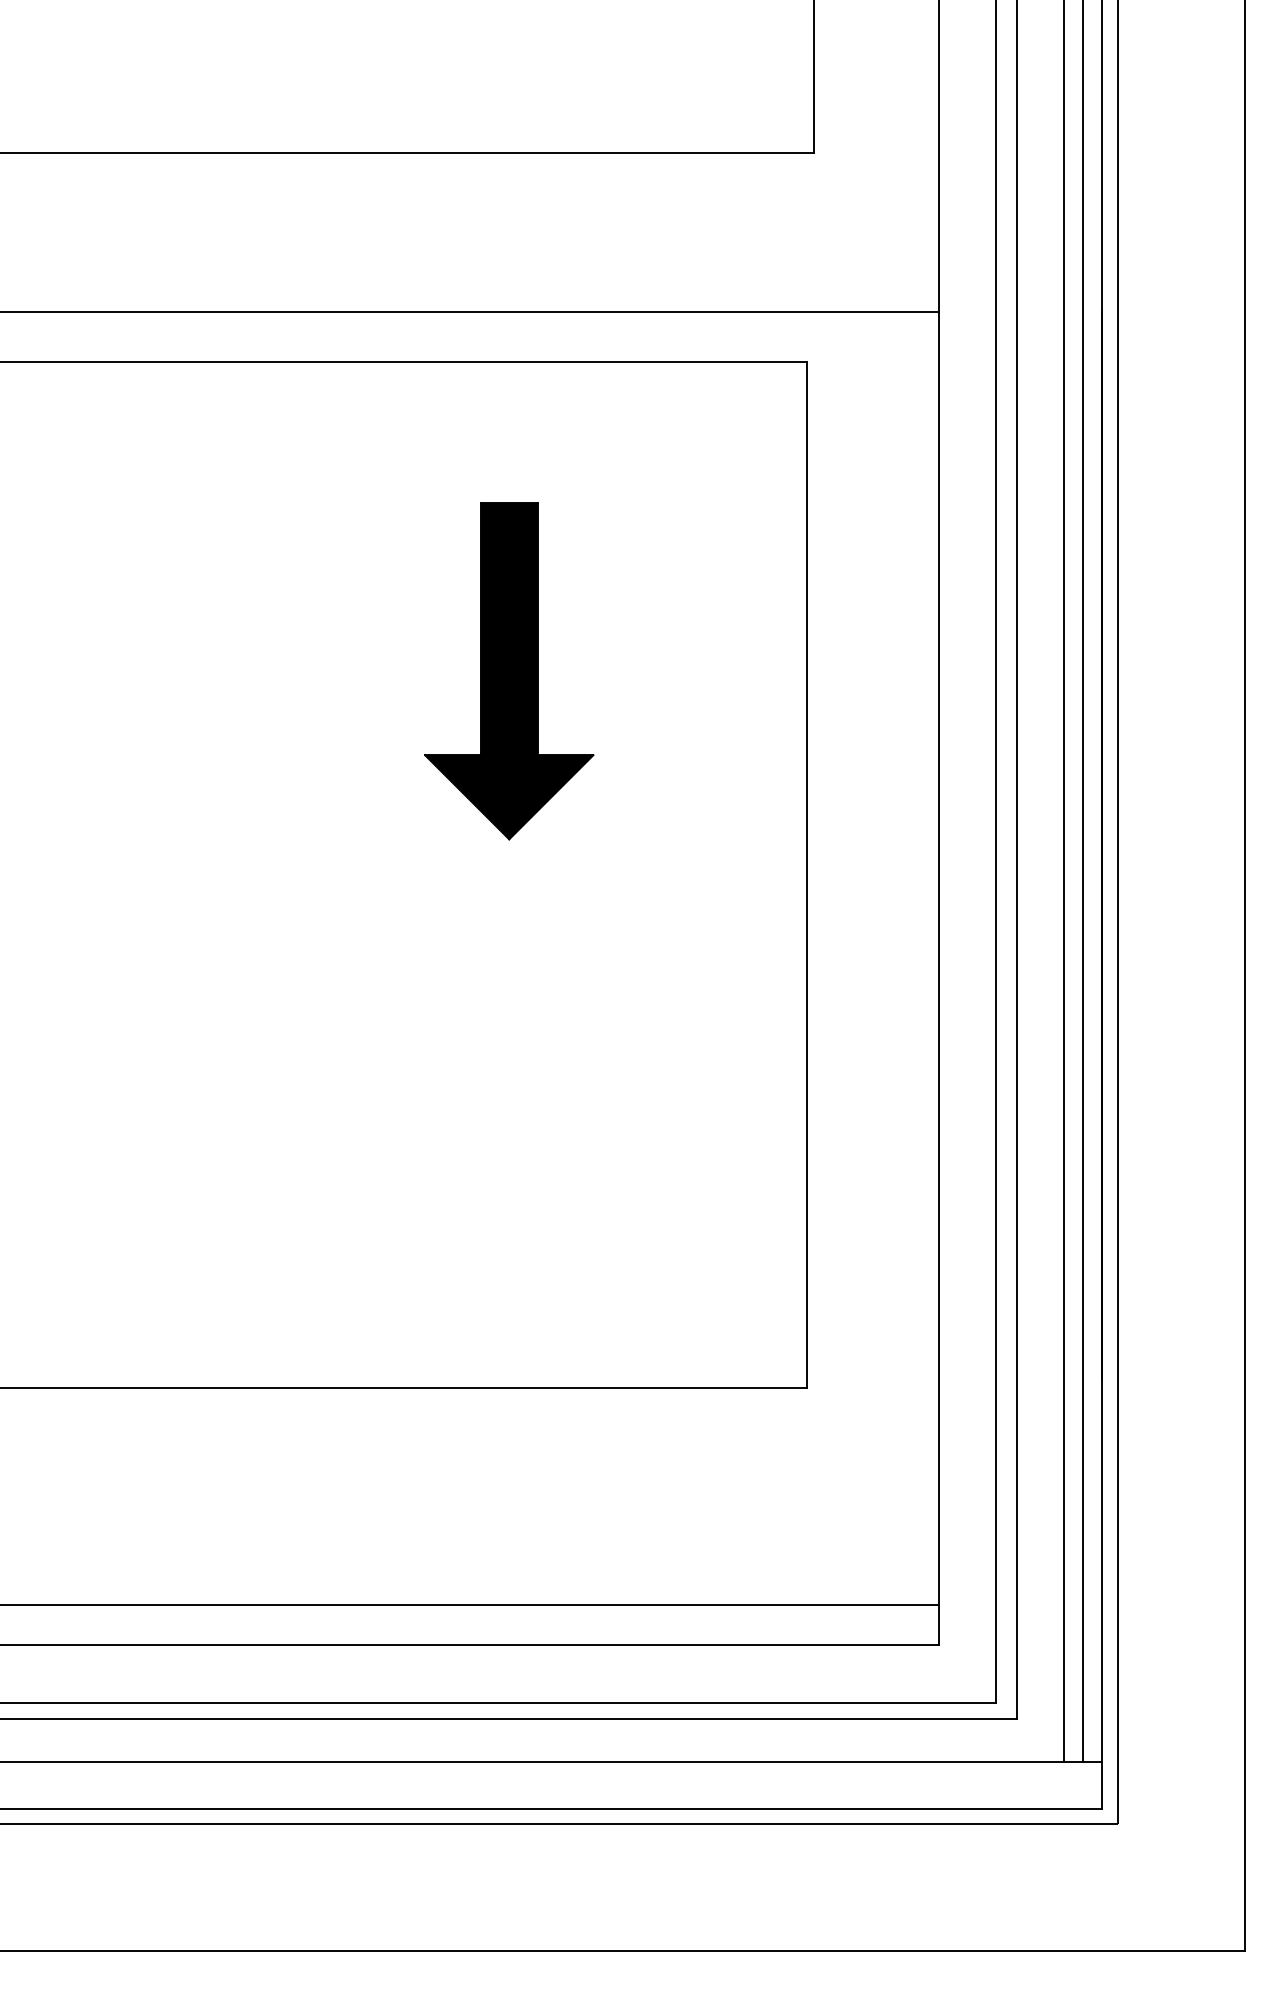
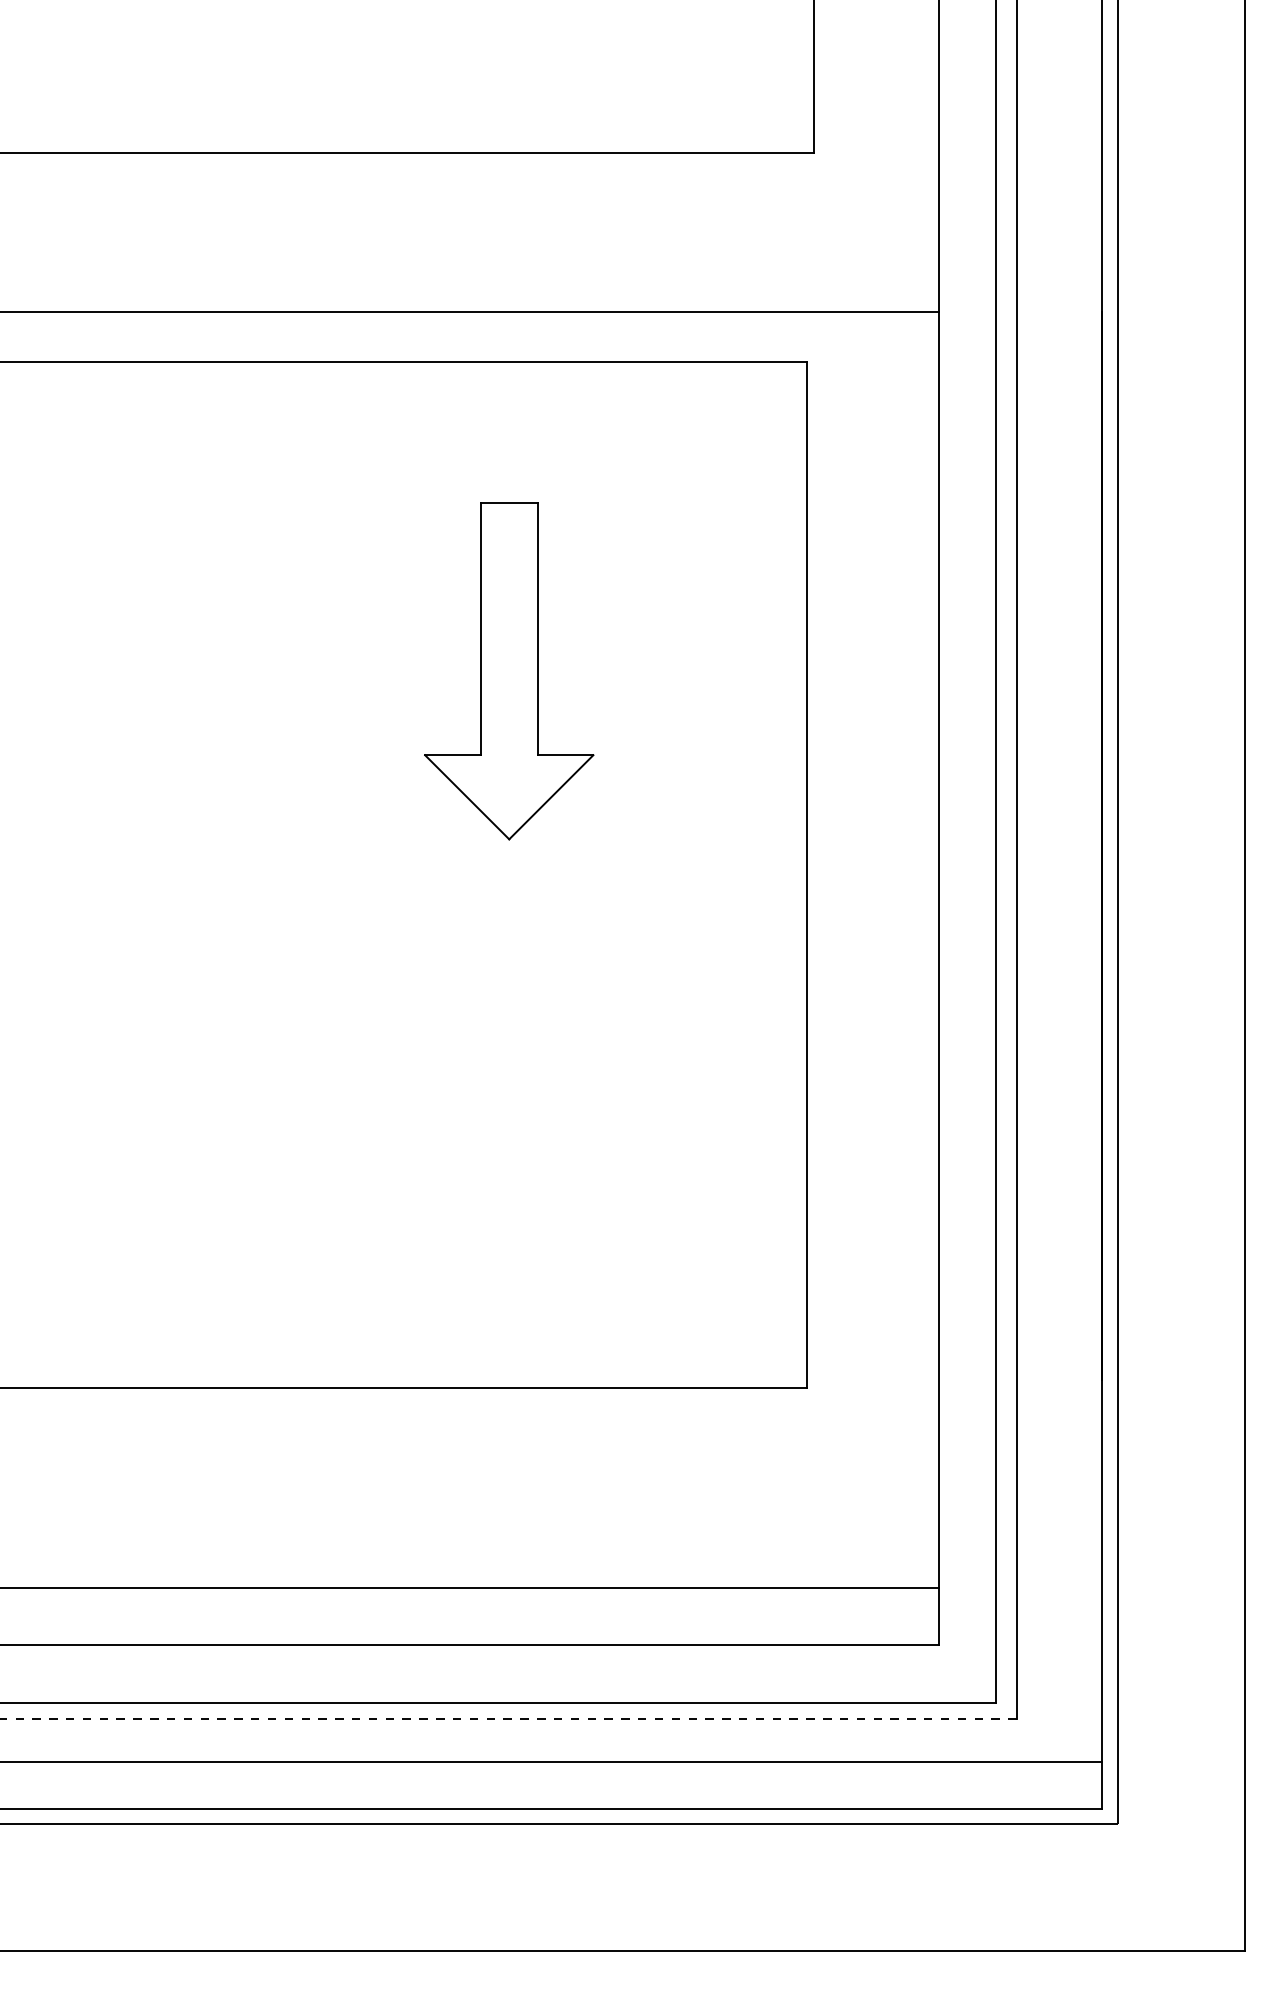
fill: present -> none (509, 670)
line: present -> none (1063, 882)
line: present -> none (1082, 882)
line position: (470, 1605) -> (470, 1588) (470, 1588)
line: solid -> dashed (508, 1719)
